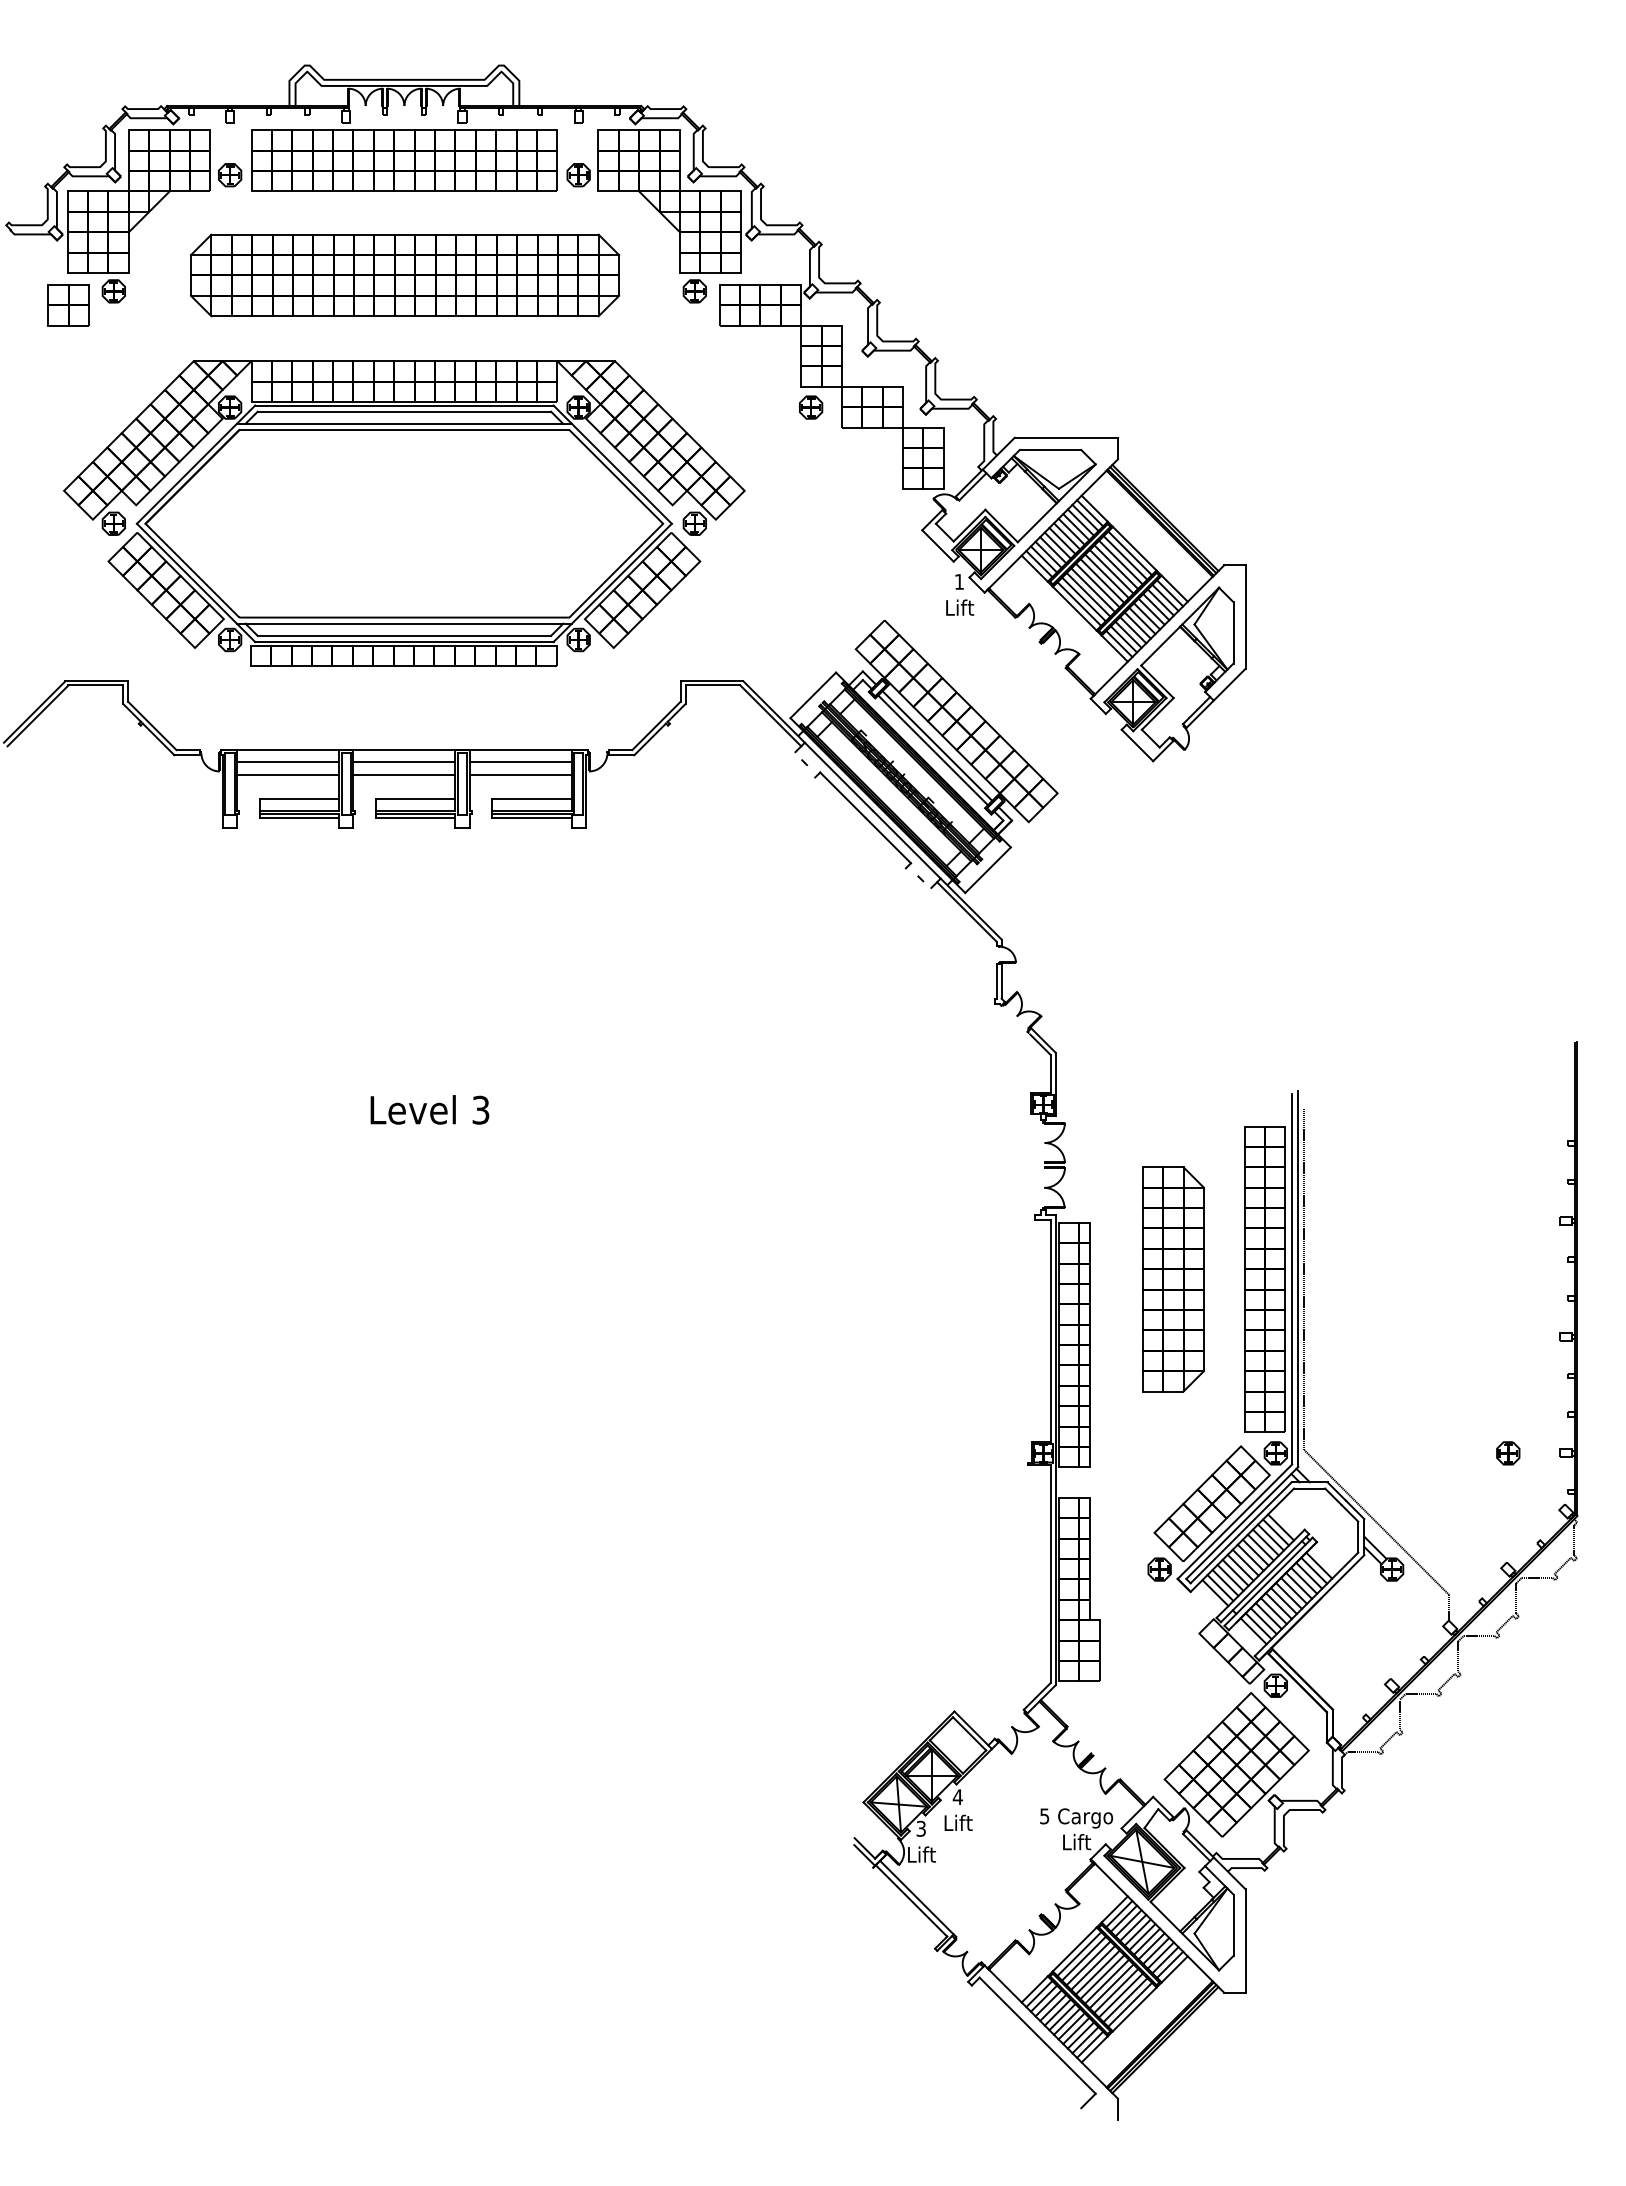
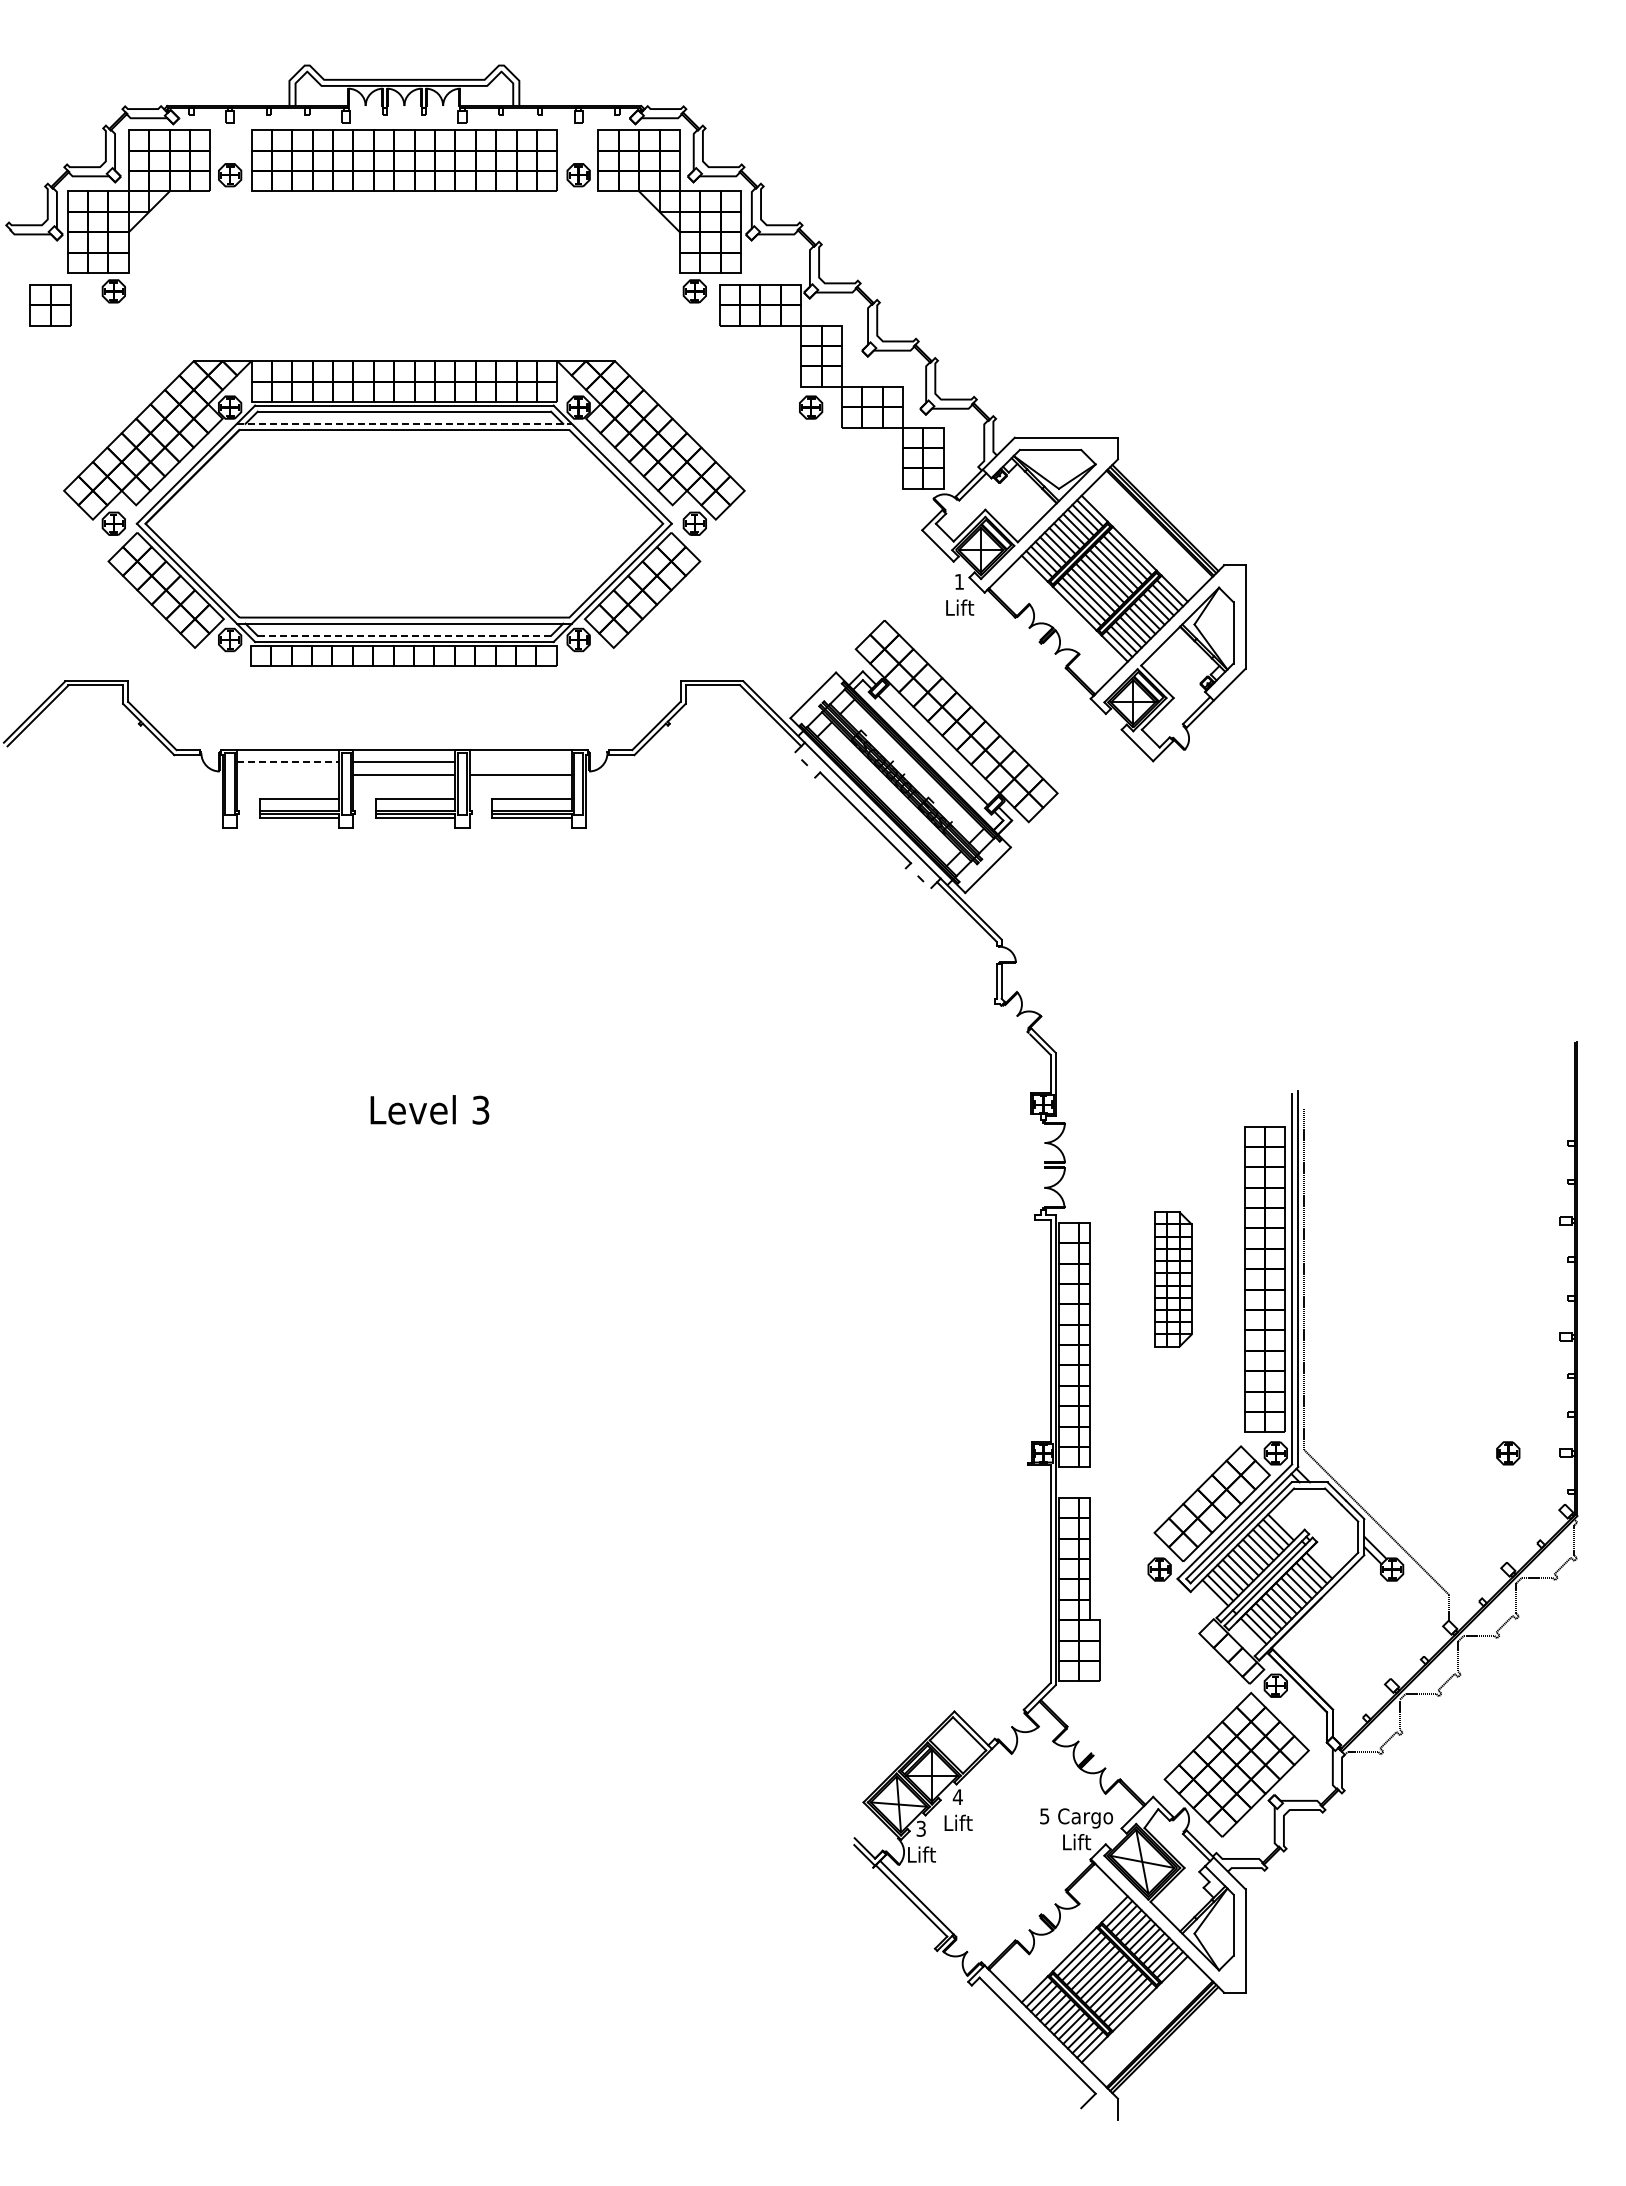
part: present -> none (405, 275)
part position: (68, 305) -> (50, 305) (50, 305)
line: solid -> dashed (404, 423)
line: solid -> dashed (404, 635)
line: present -> none (937, 745)
line: solid -> dashed (288, 762)
line: present -> none (520, 762)
line: present -> none (288, 774)
part size: 63x227 px -> 39x137 px (1173, 1279)
